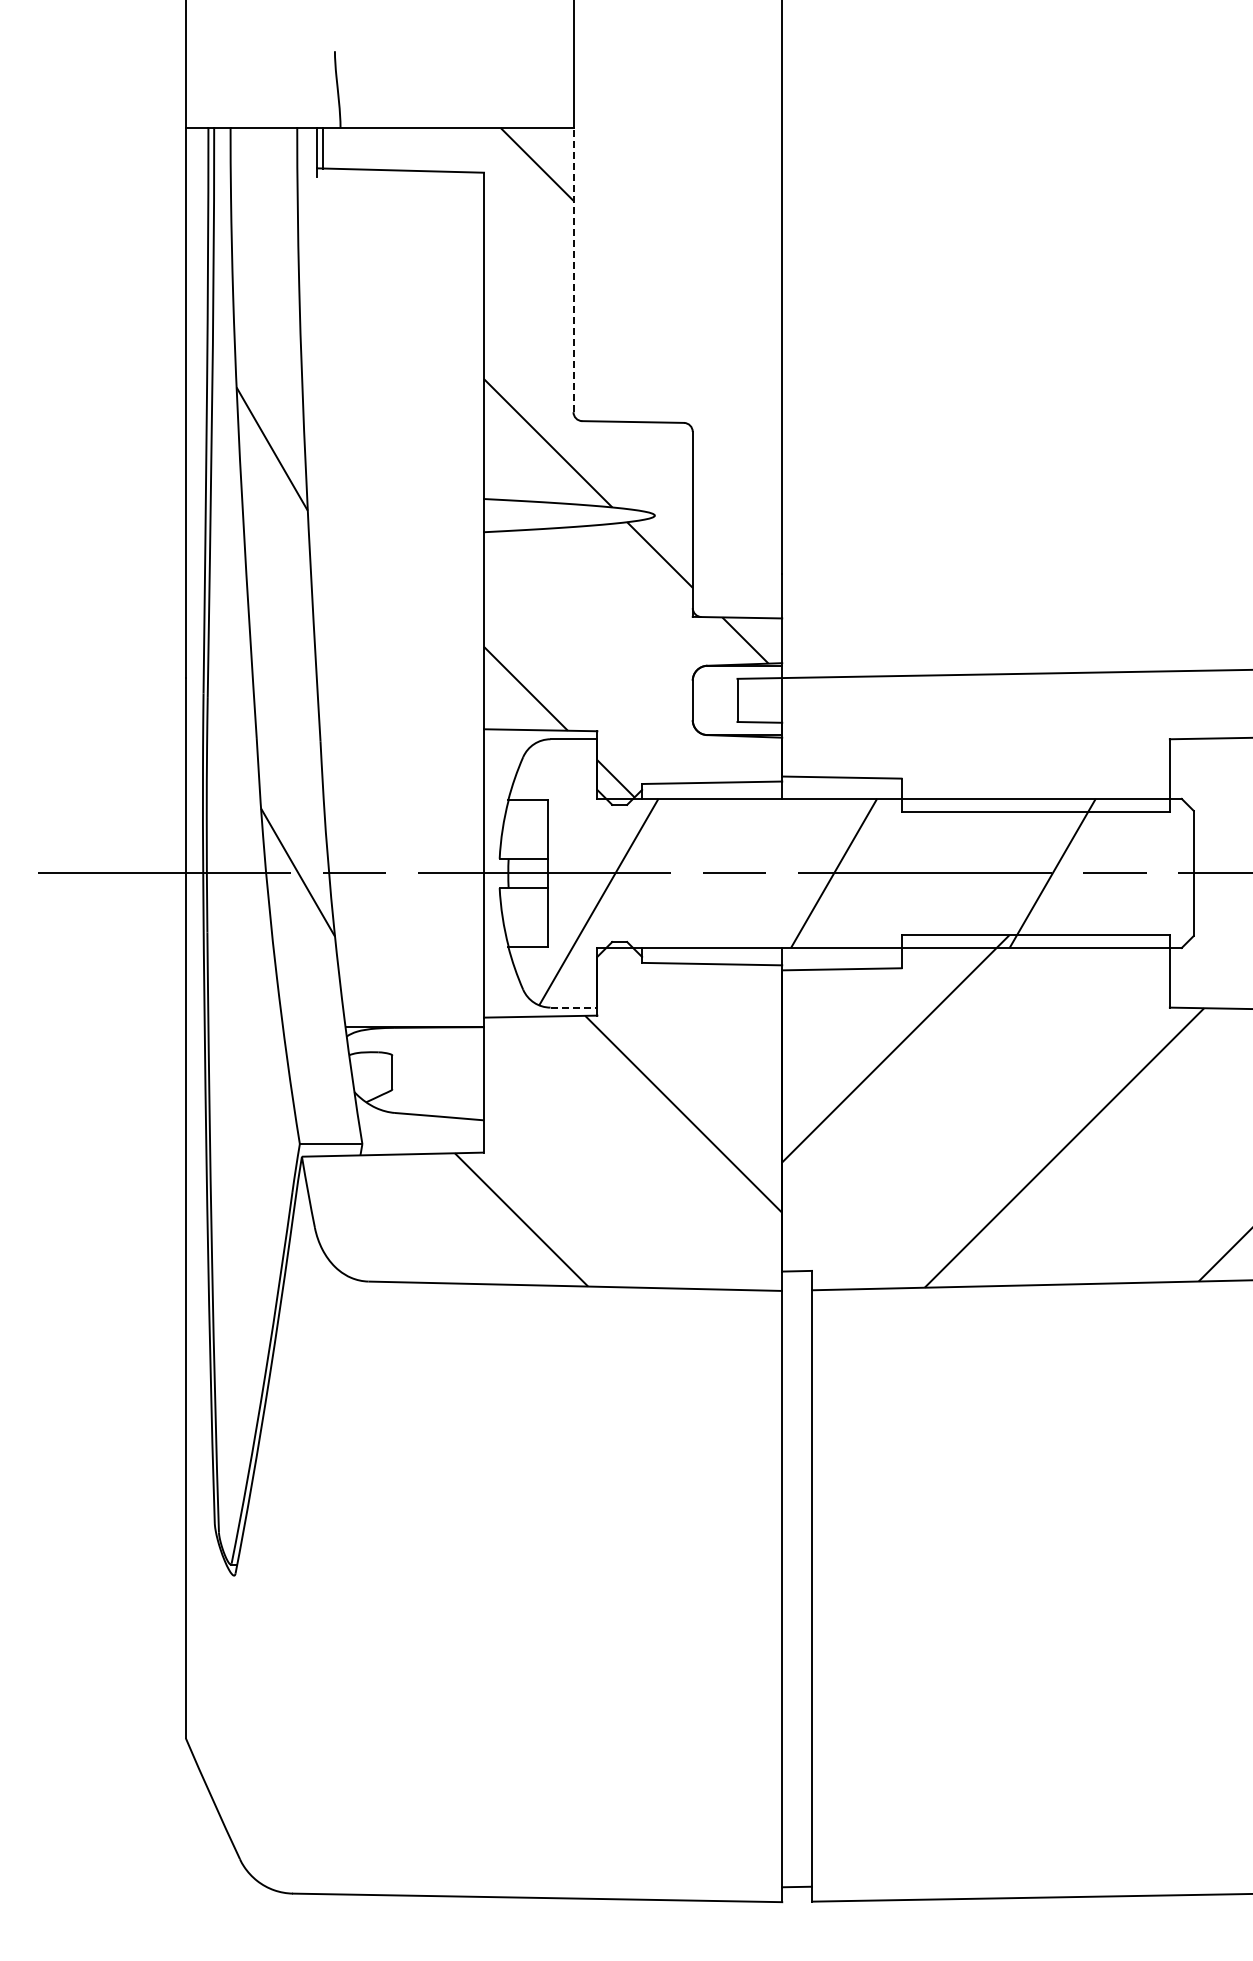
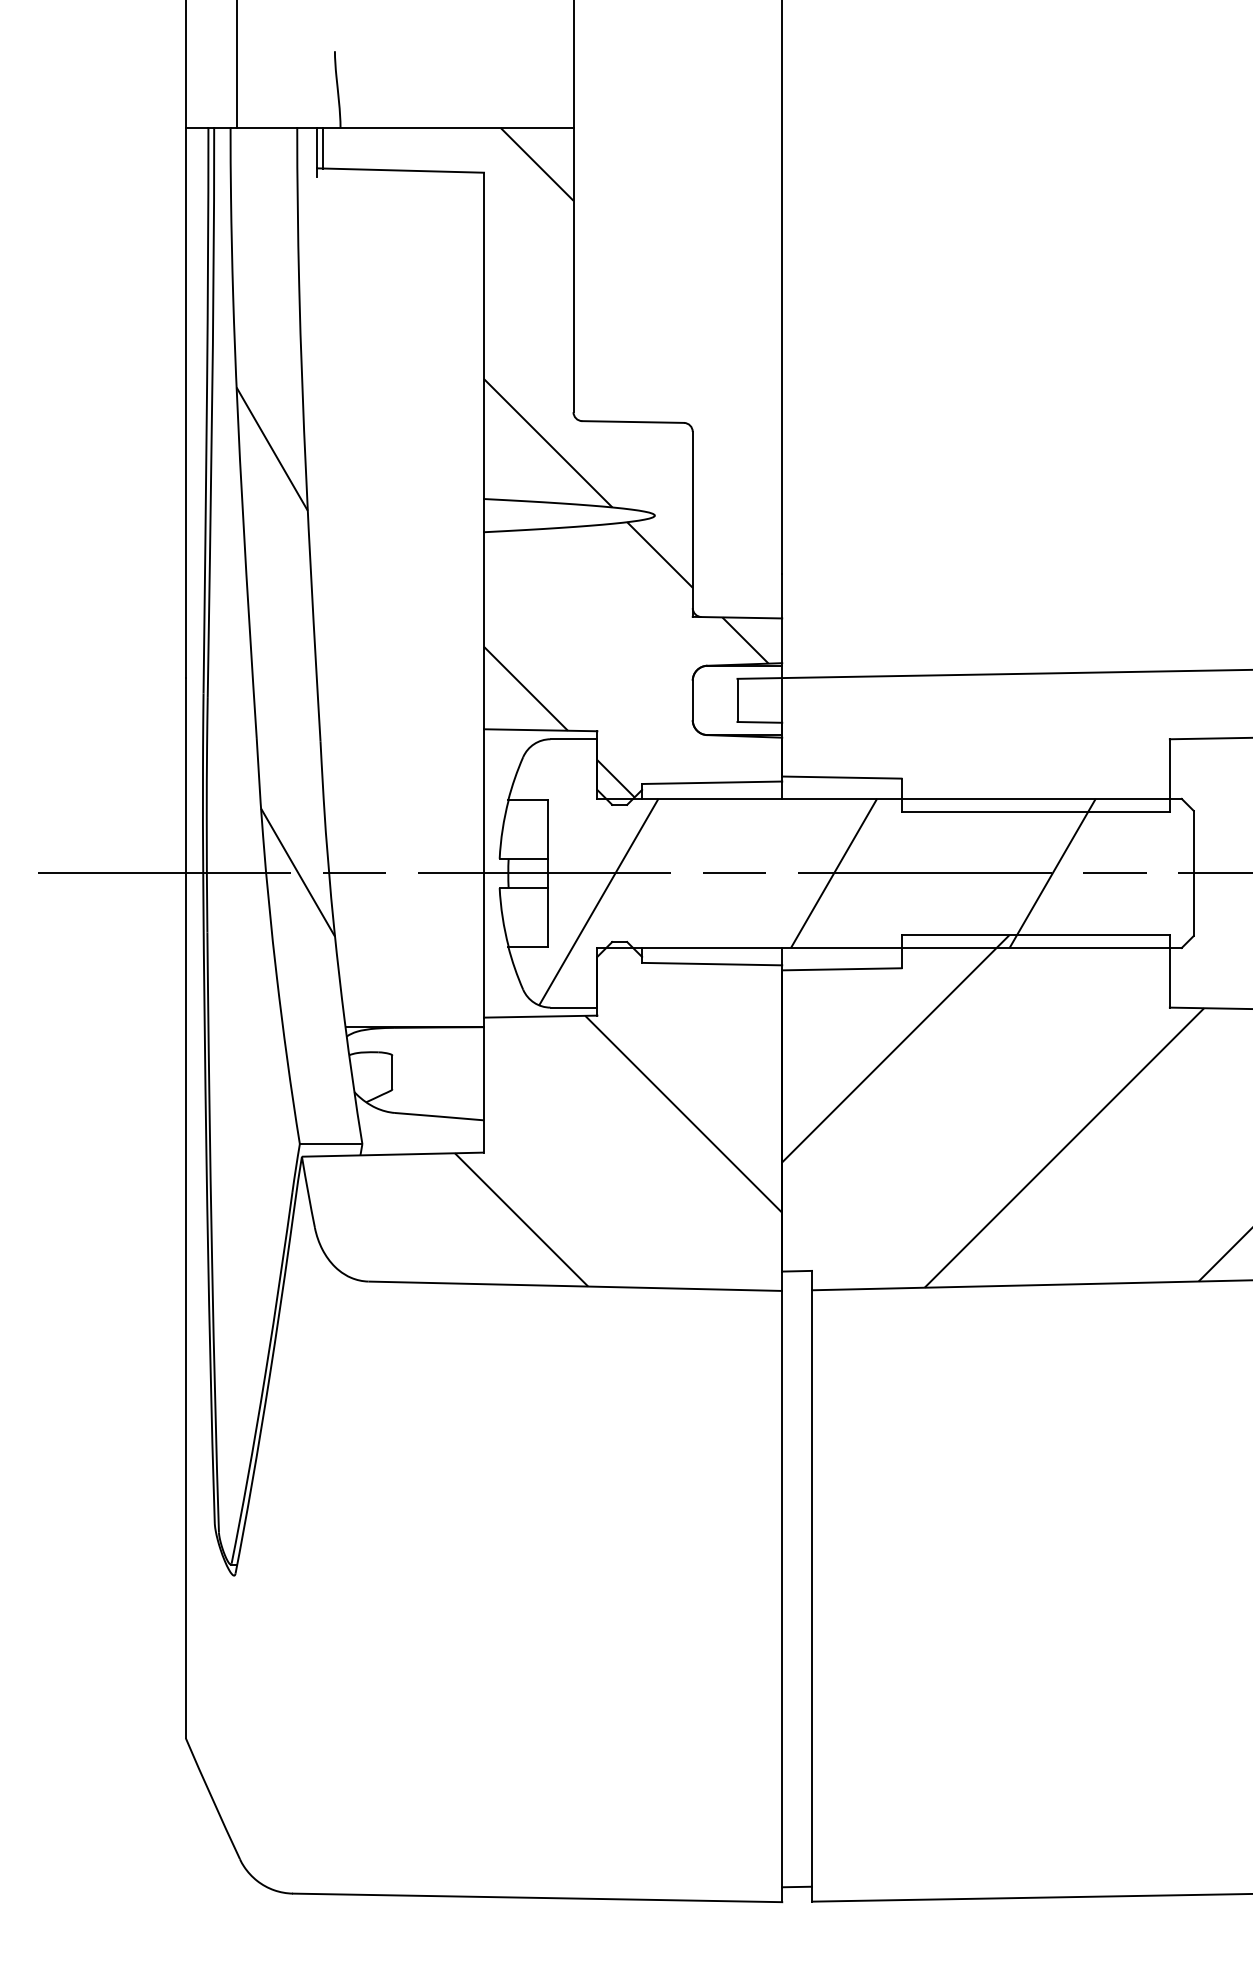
line: none -> present (236, 65)
line: dashed -> solid (573, 269)
line: dashed -> solid (574, 1007)
